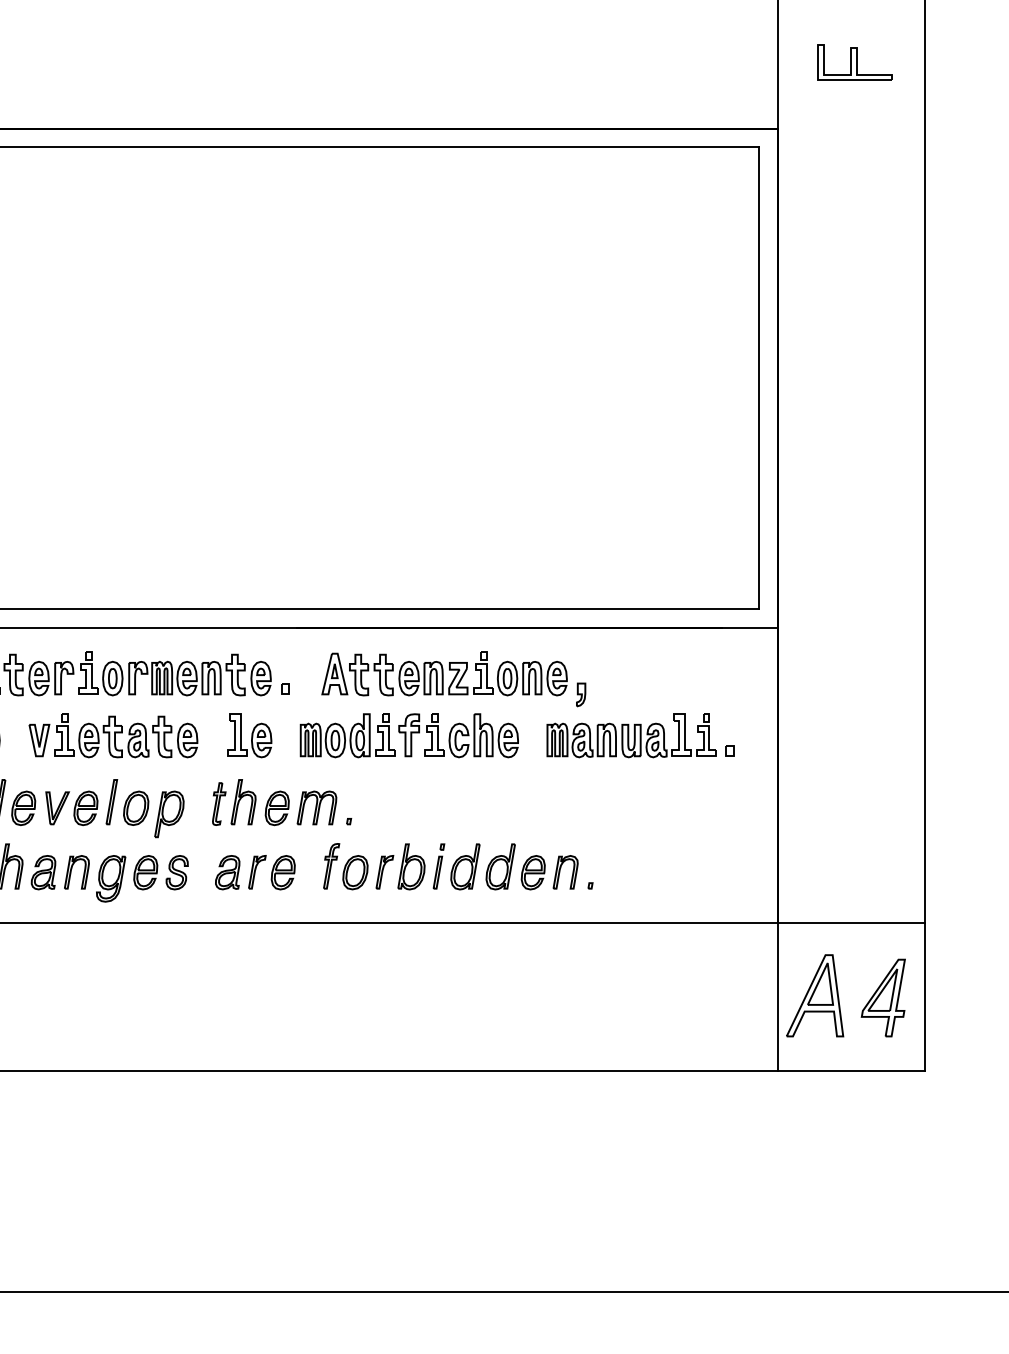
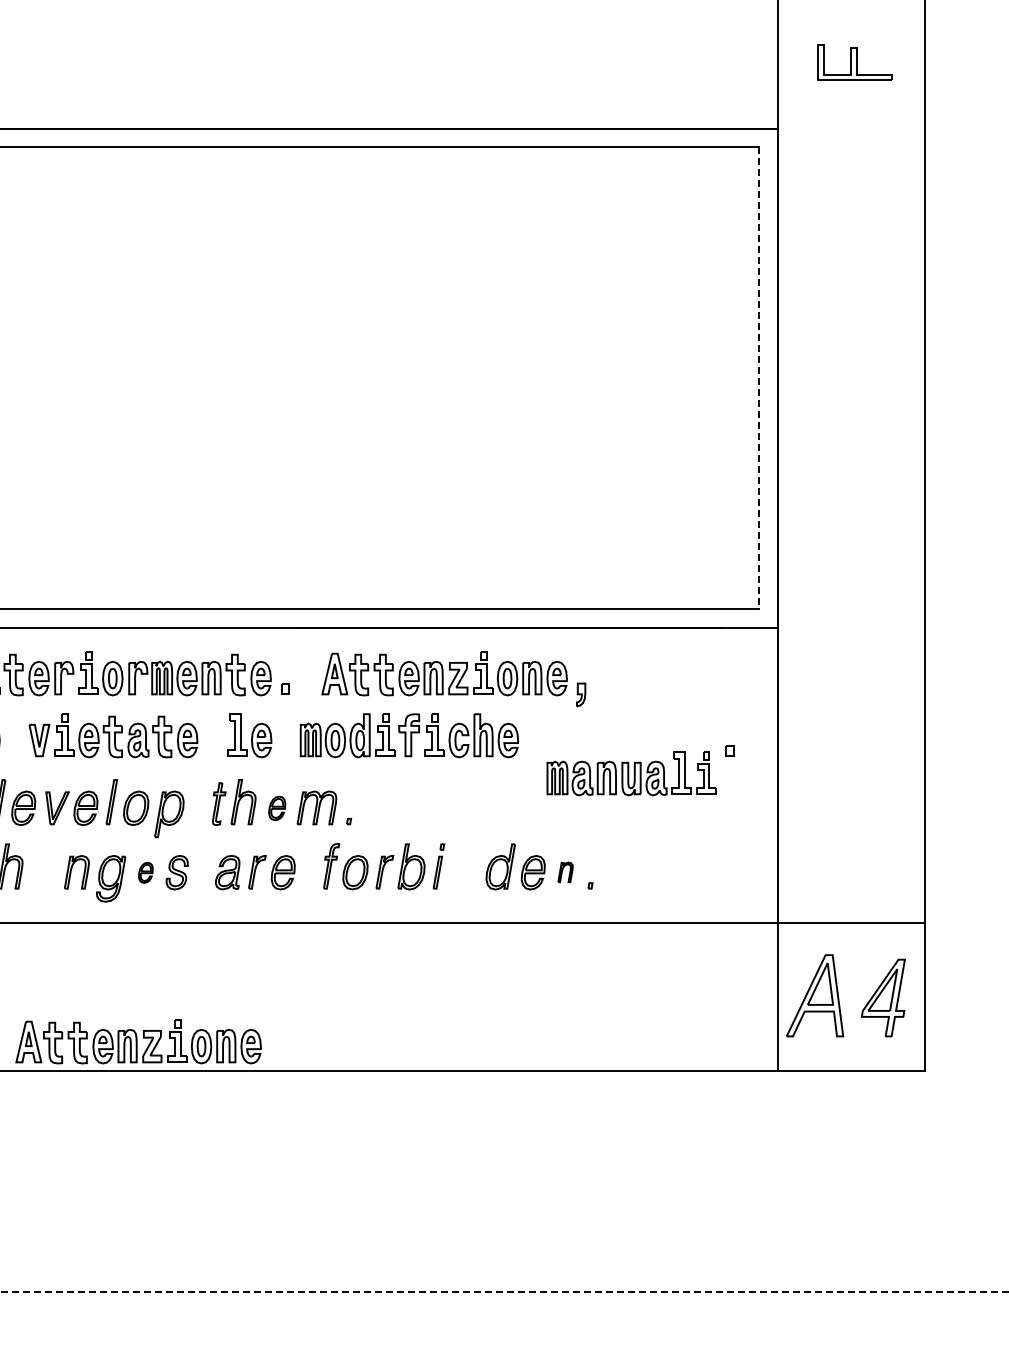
line: solid -> dashed (759, 378)
part position: (631, 735) -> (631, 773) (631, 773)
part size: 26x37 px -> 19x26 px (277, 807)
part: present -> none (465, 866)
part: present -> none (43, 872)
part size: 26x36 px -> 16x23 px (145, 872)
part size: 27x35 px -> 17x23 px (565, 872)
part: none -> present (138, 1041)
line: solid -> dashed (505, 1292)
